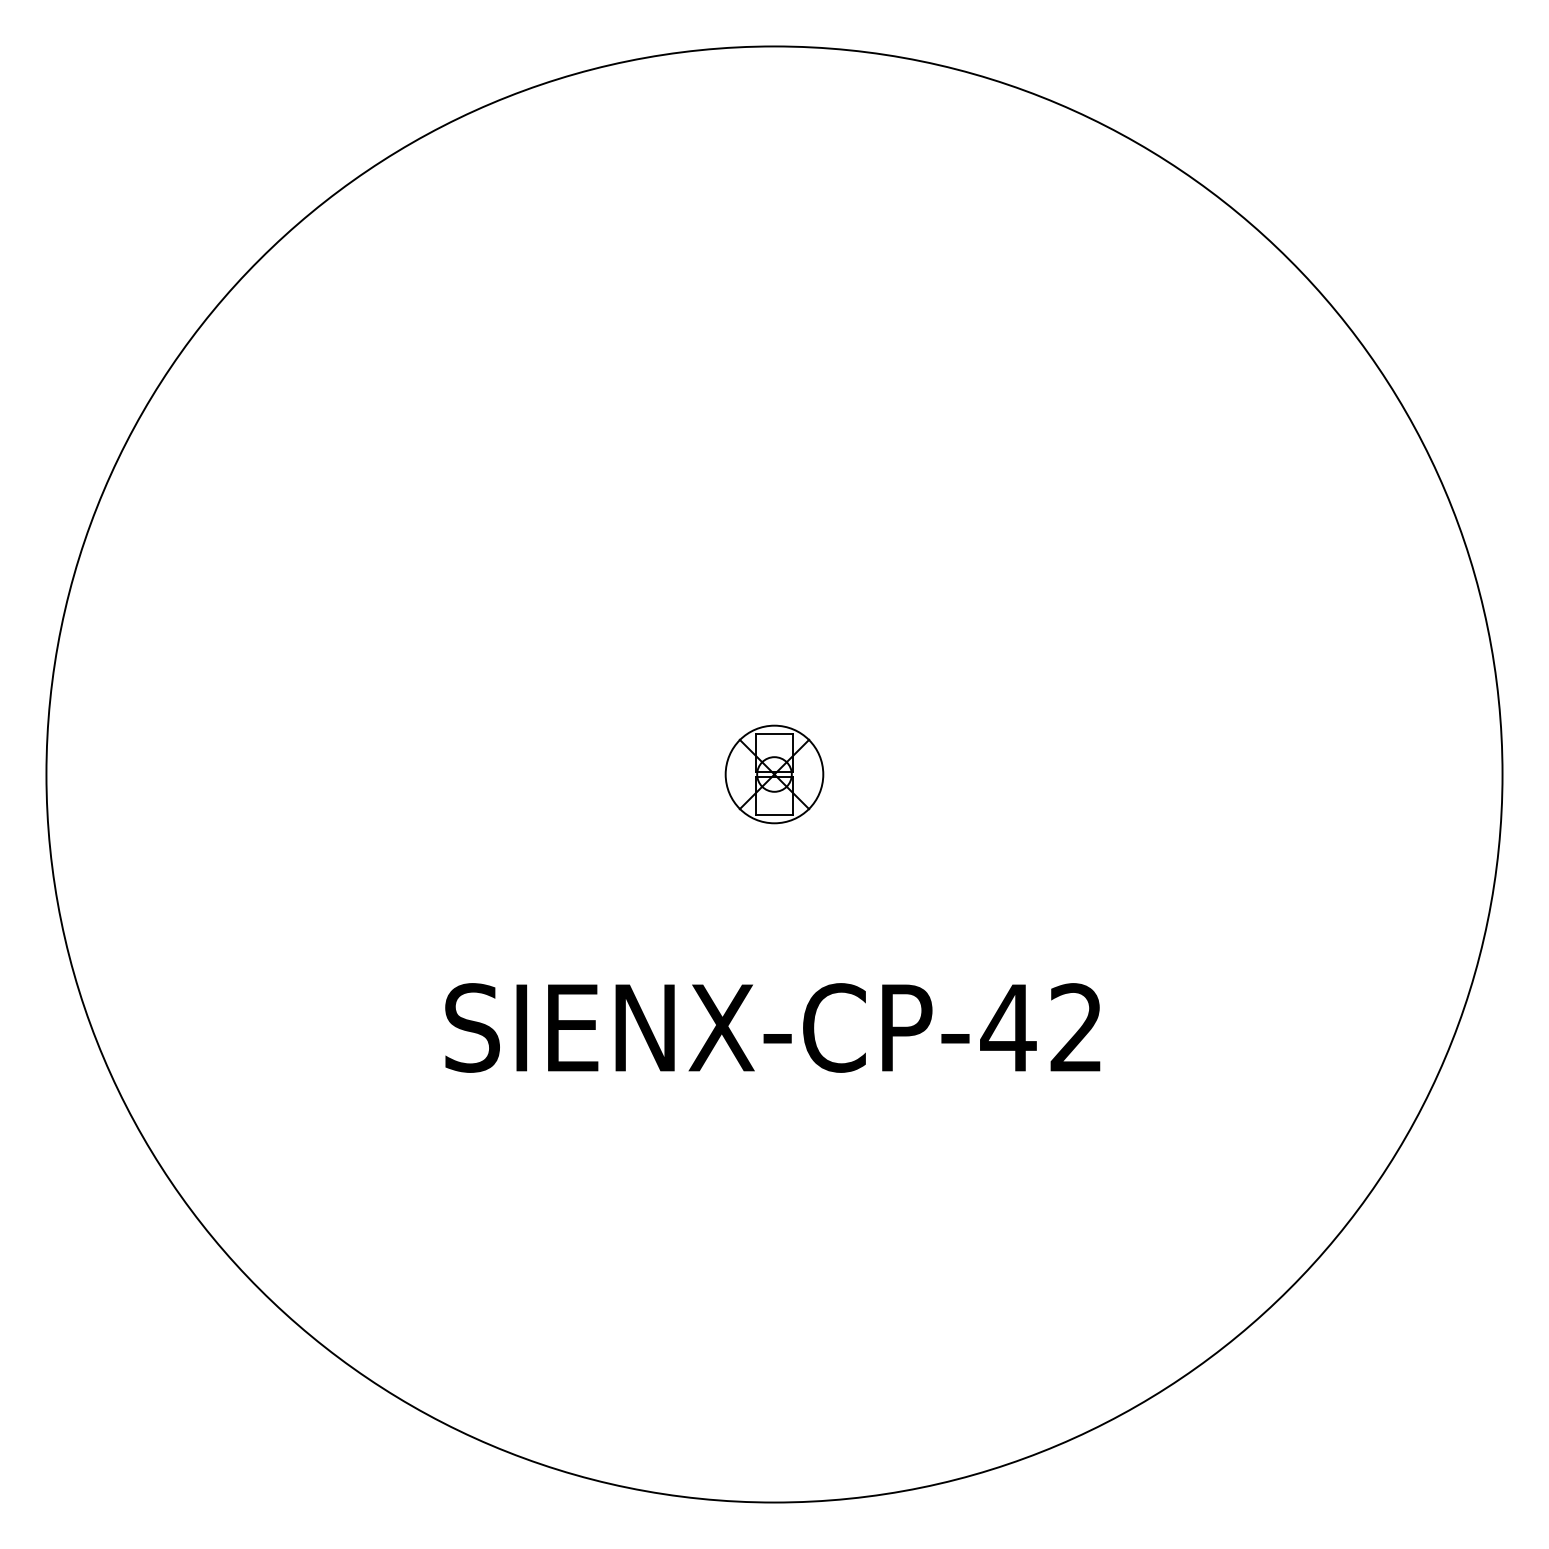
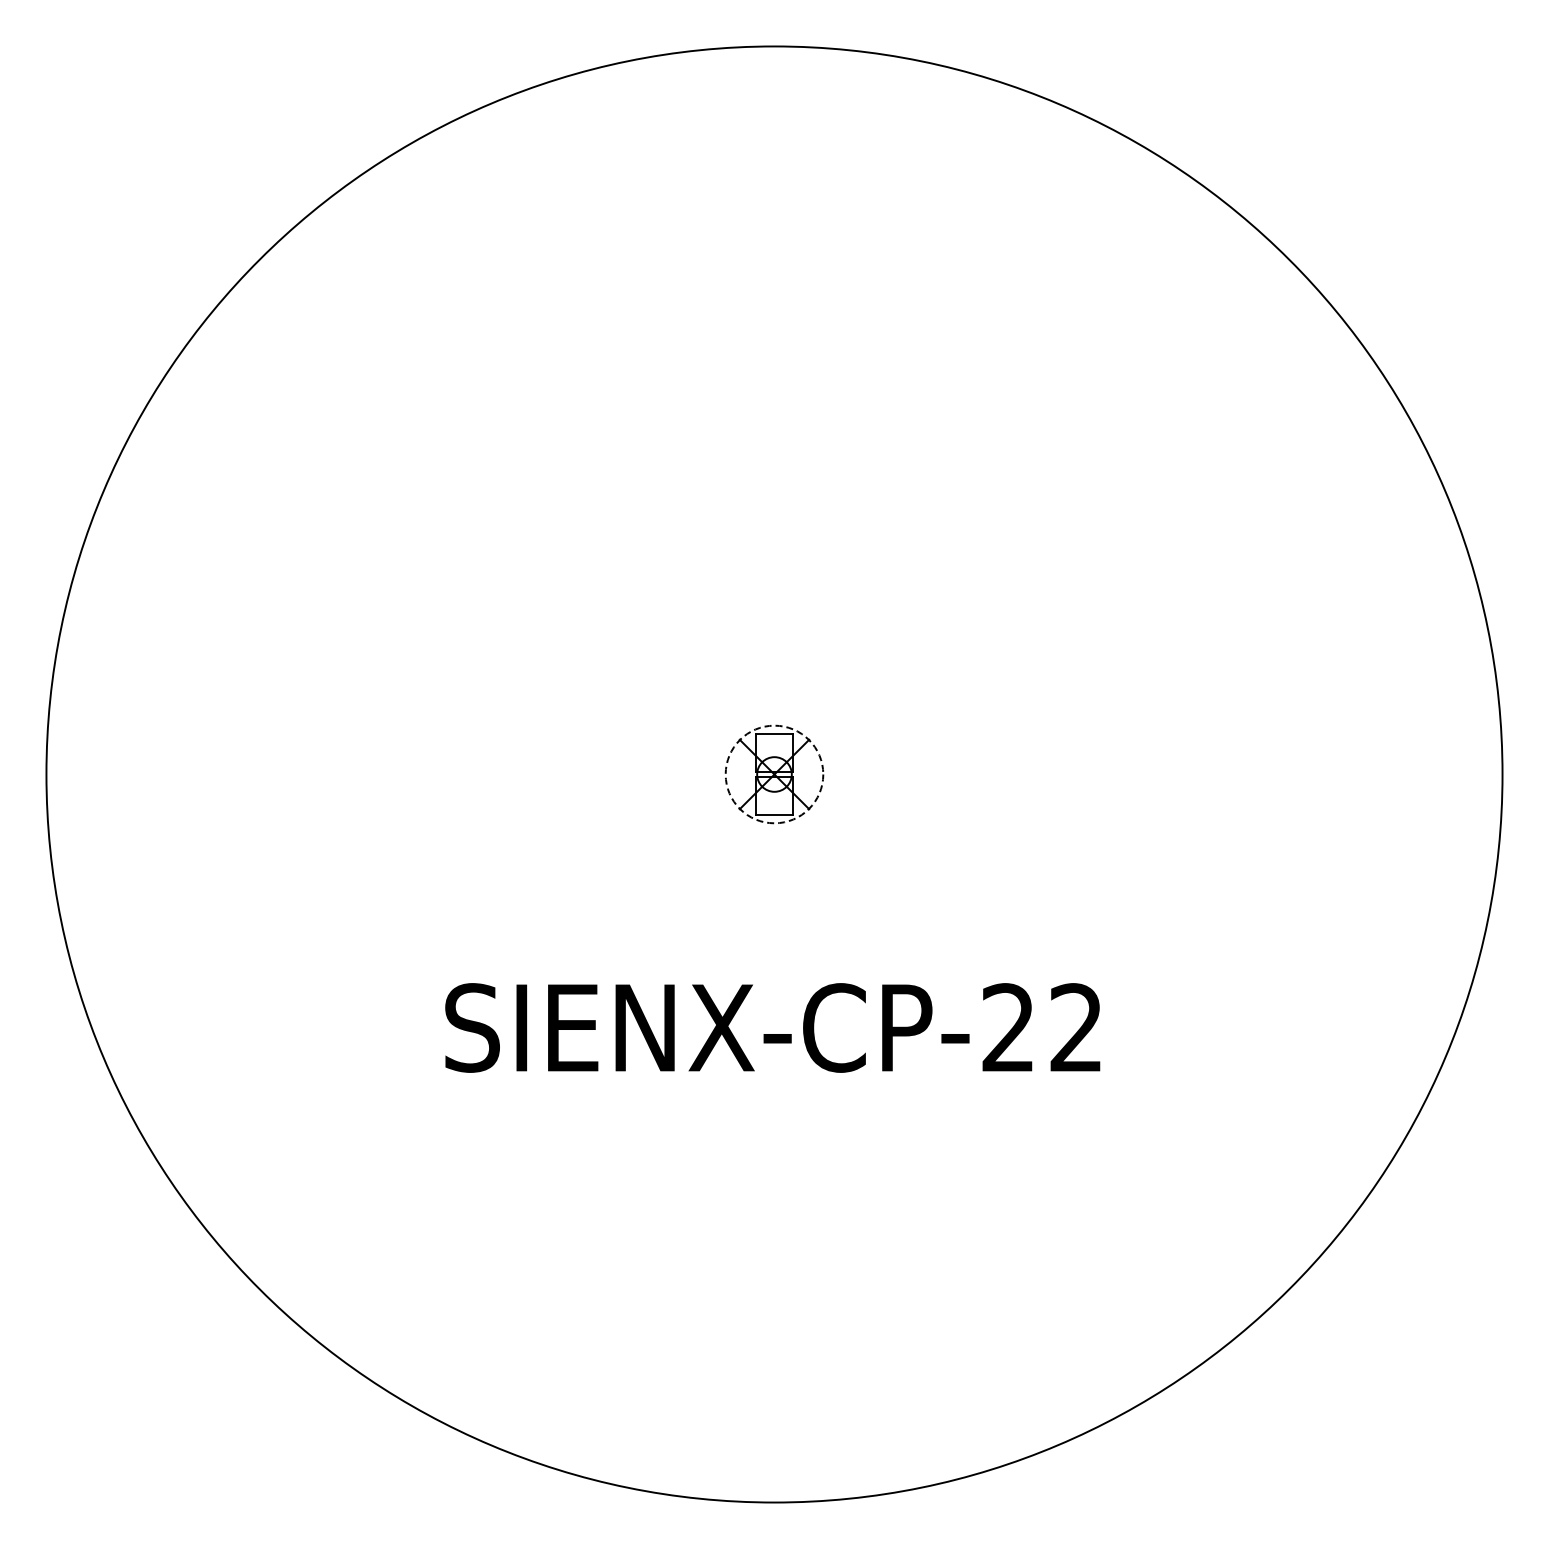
circle: solid -> dashed (774, 774)
text: SIENX-CP-42 -> SIENX-CP-22 (1008, 1027)
